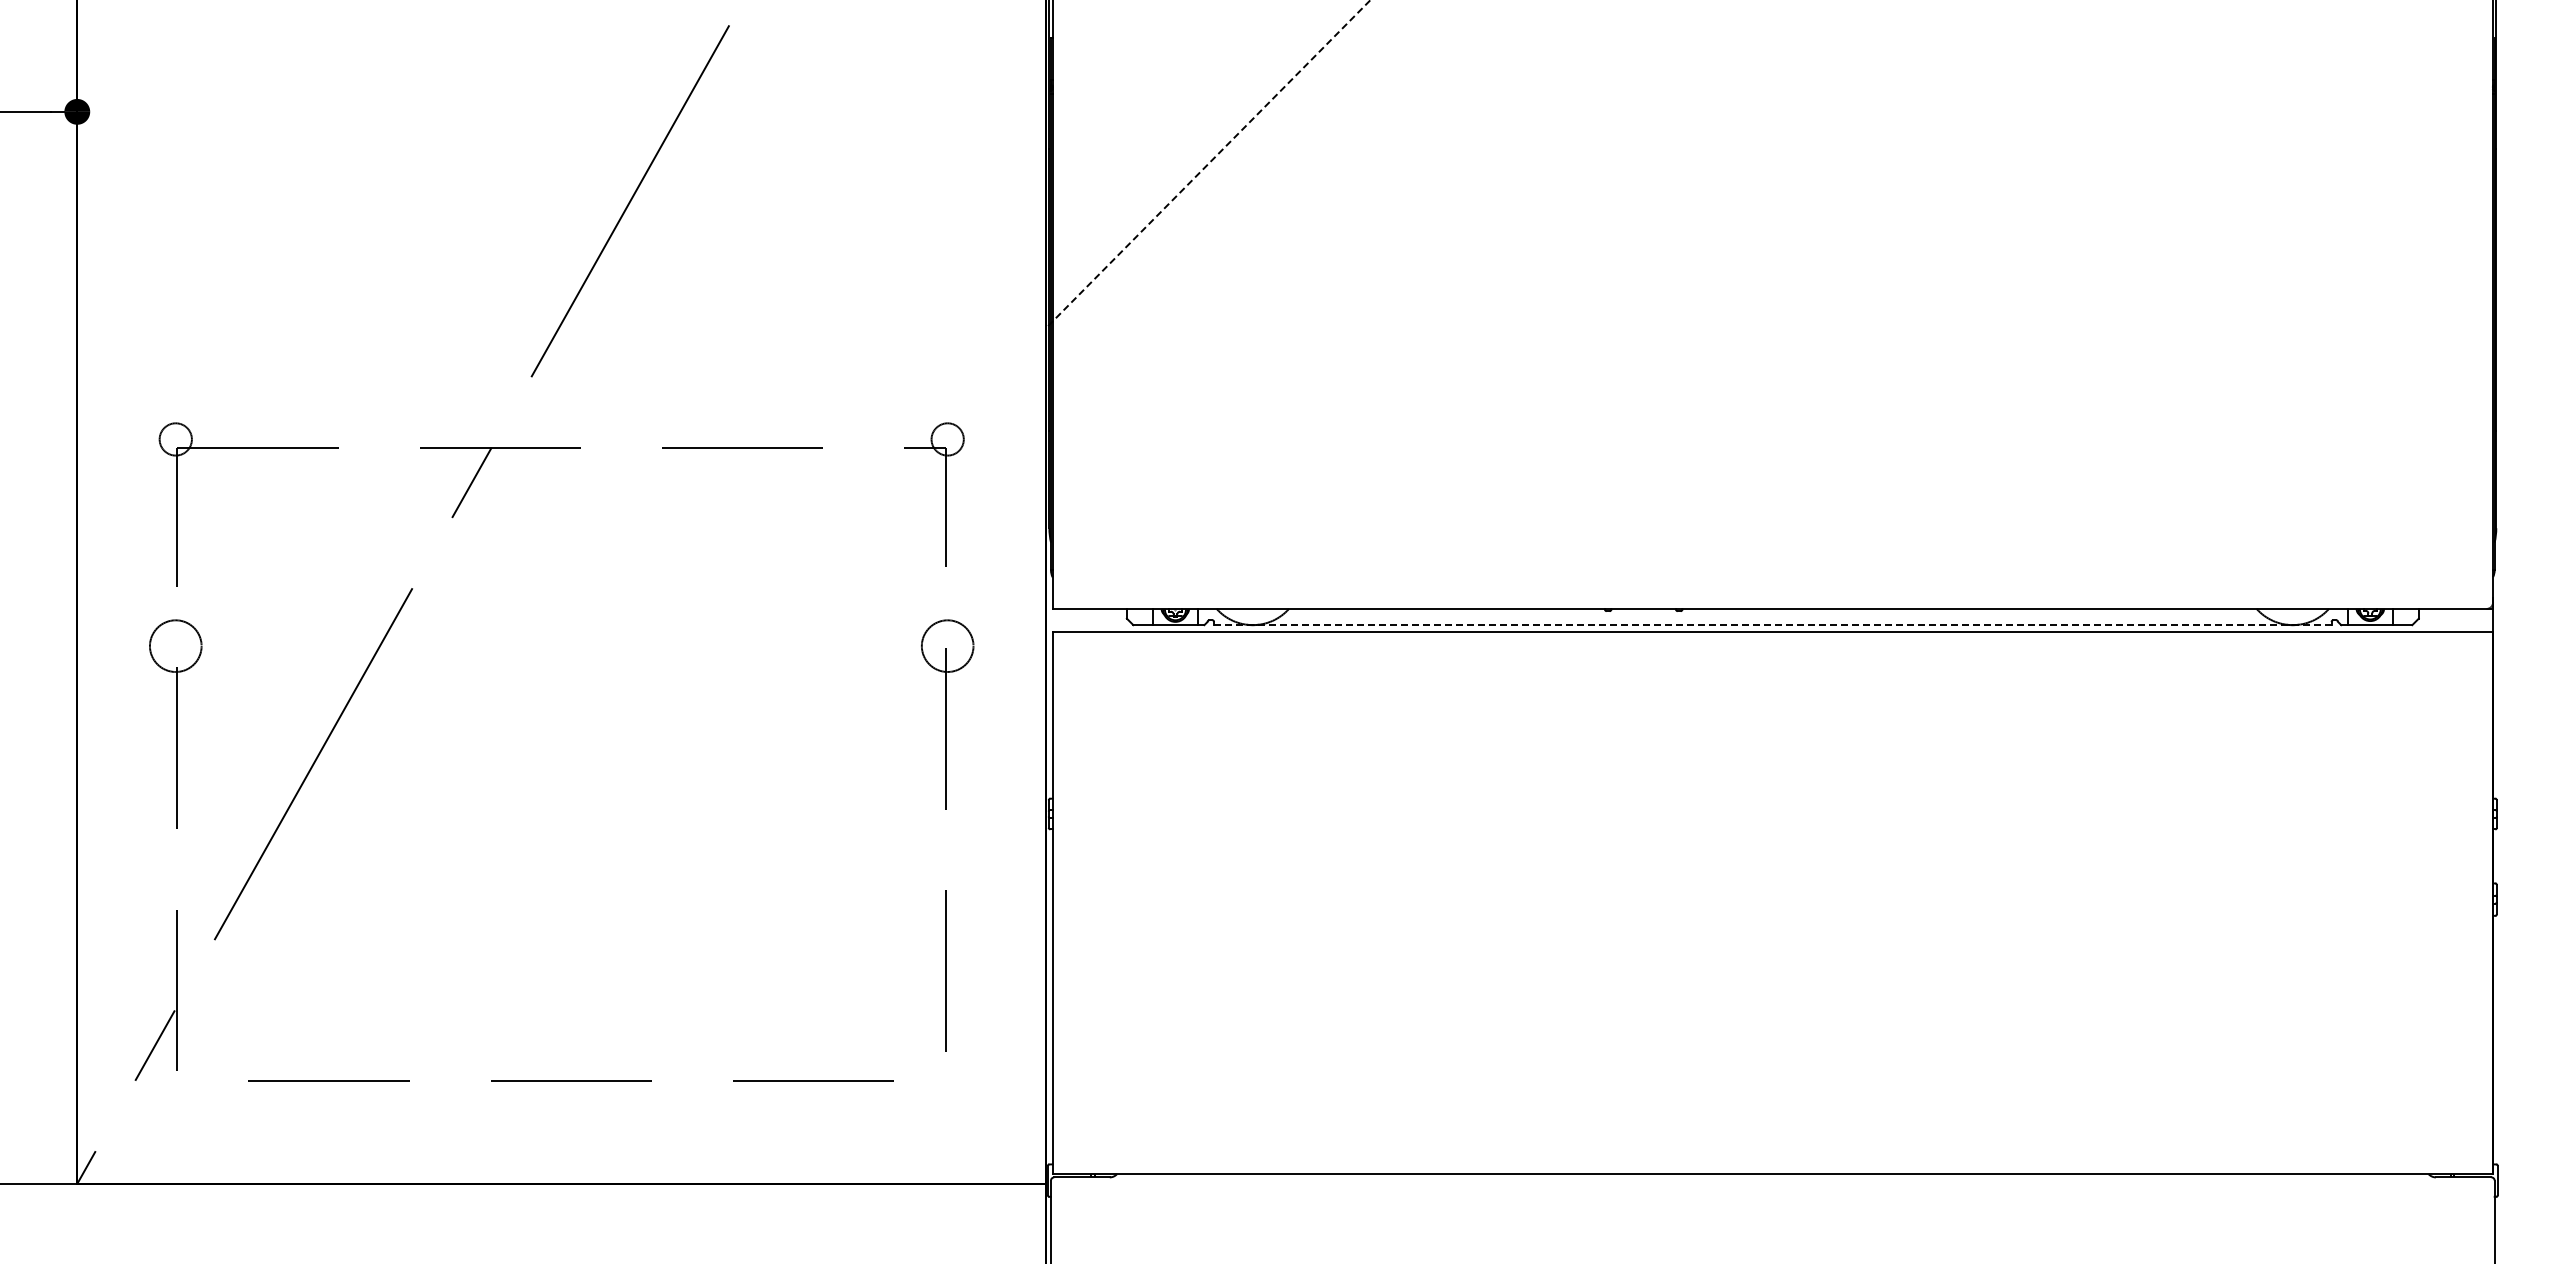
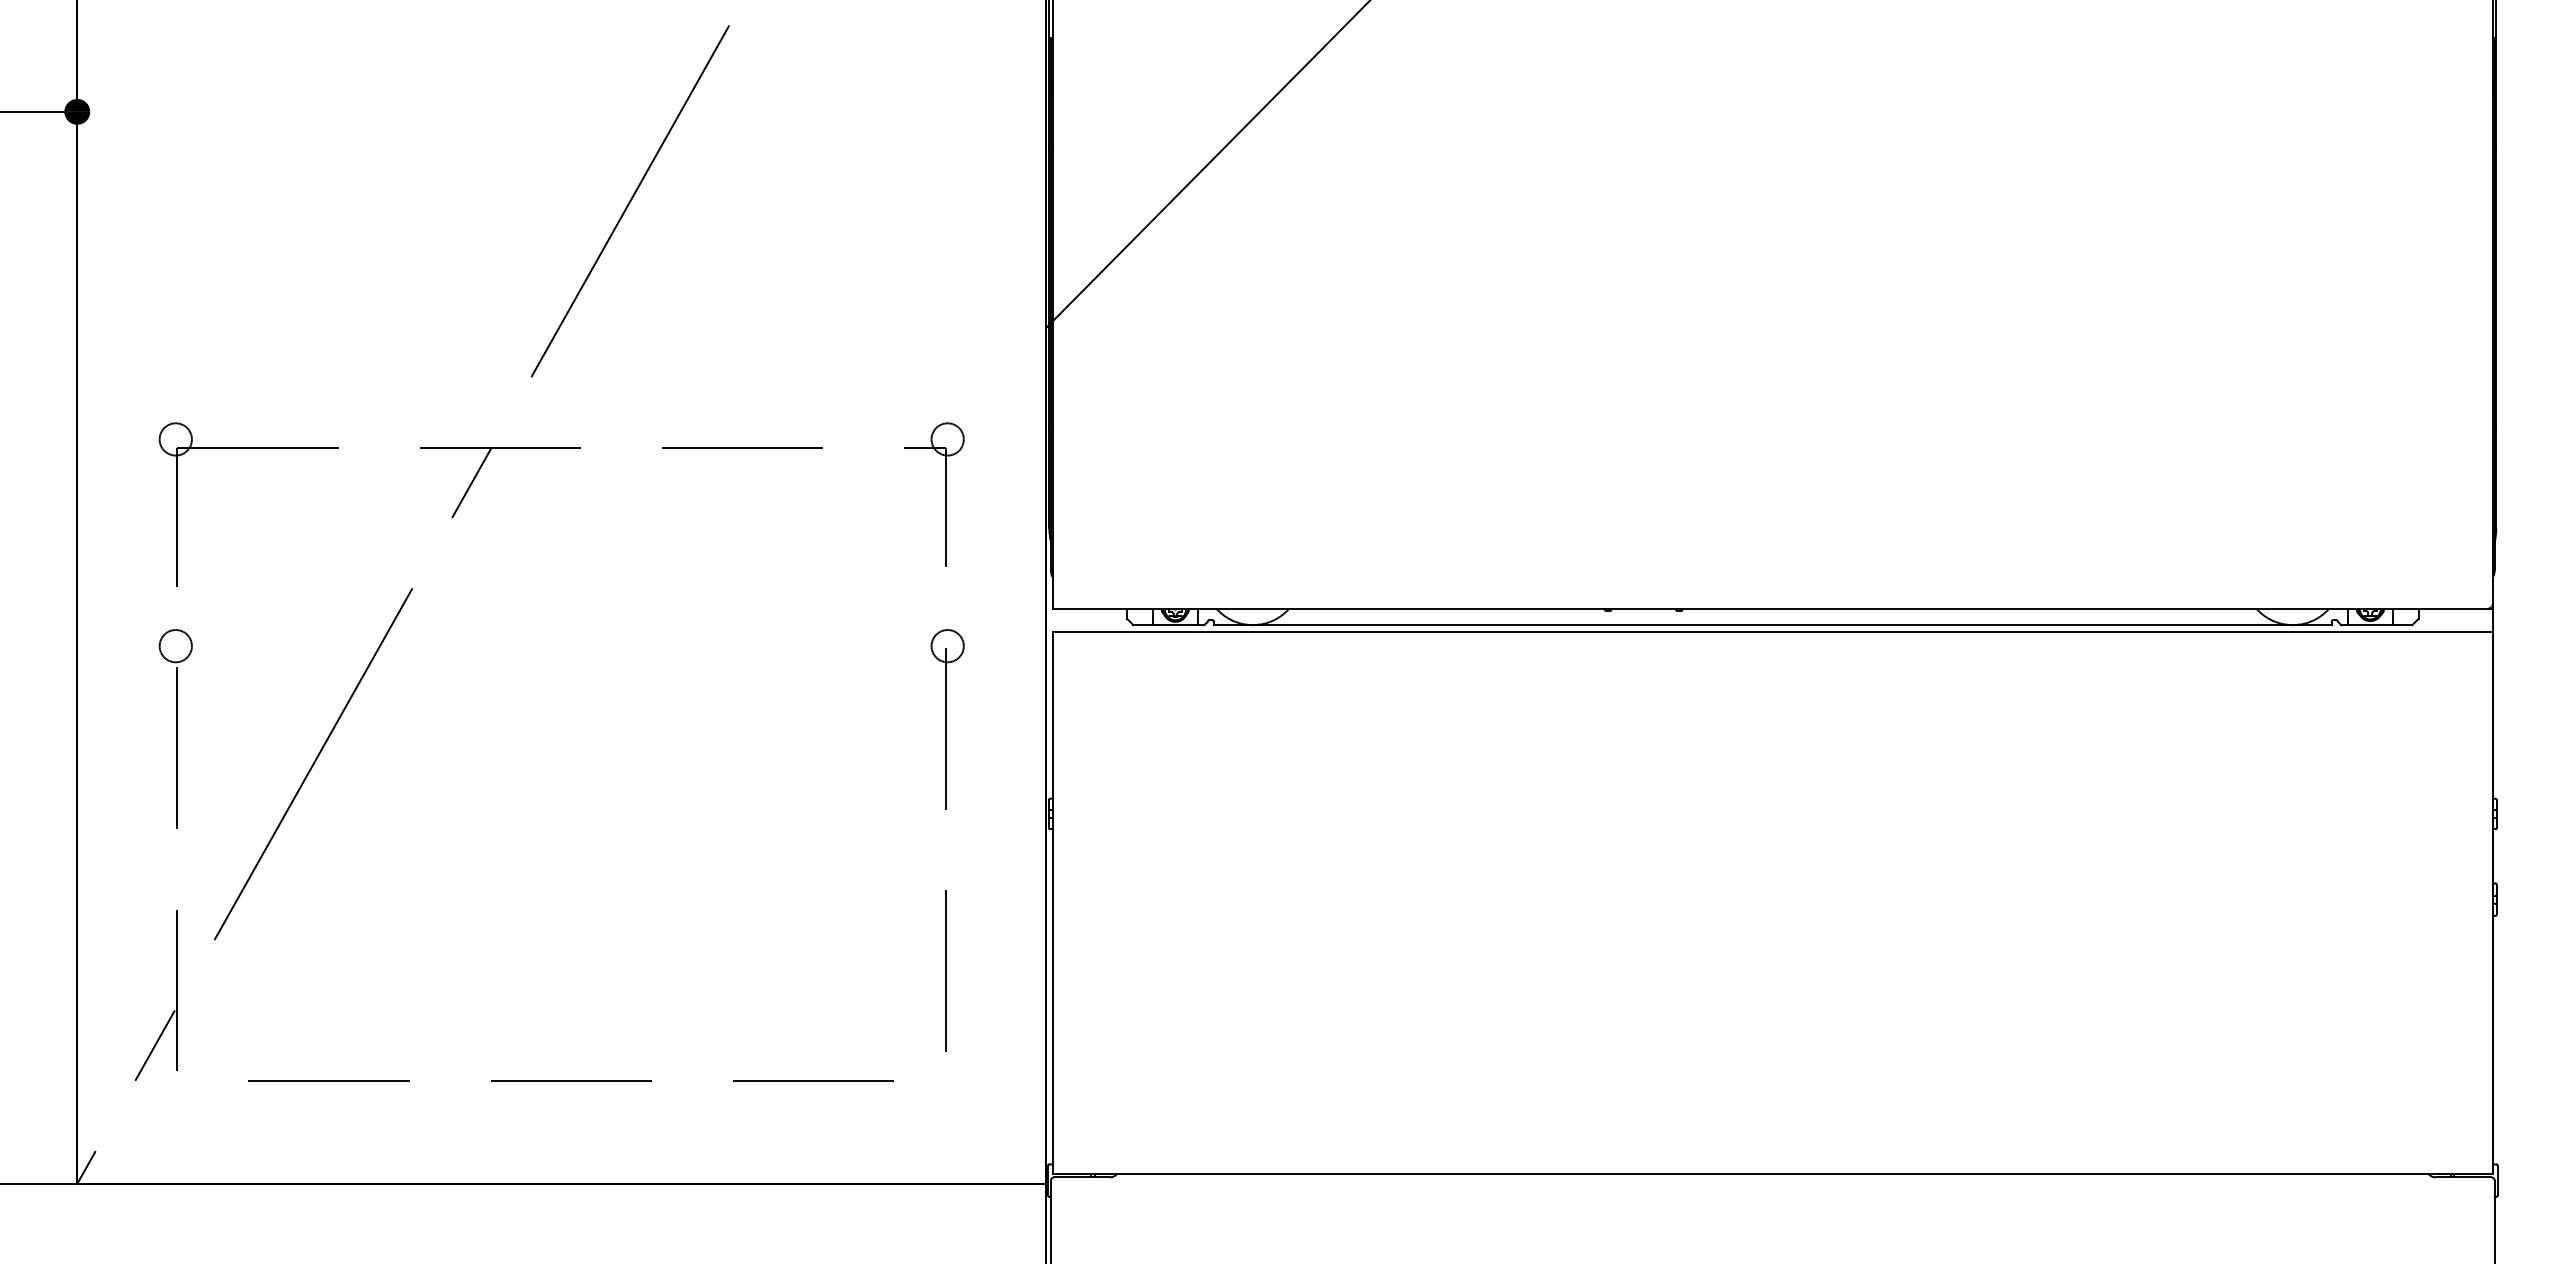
line: dashed -> solid (1207, 164)
line: dashed -> solid (1772, 625)
circle diameter: 52 px -> 32 px (175, 646)
circle diameter: 52 px -> 32 px (947, 646)
